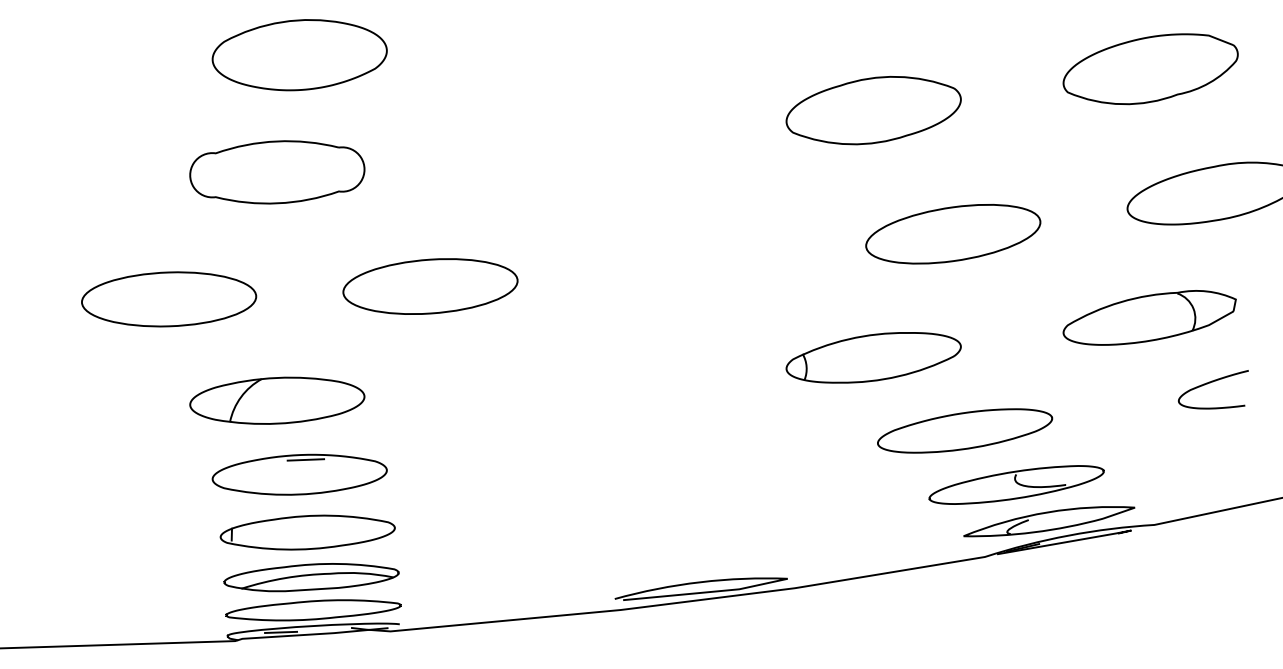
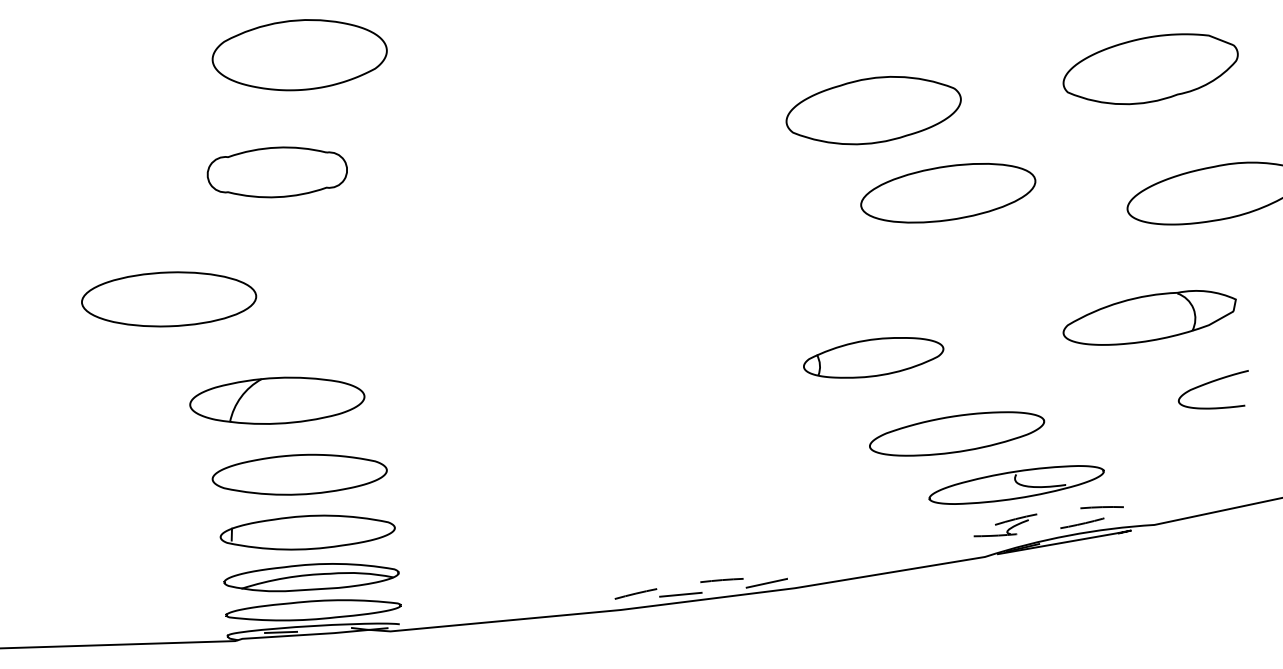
part size: 177x65 px -> 142x53 px (276, 172)
part position: (953, 234) -> (948, 193) (948, 193)
part: present -> none (430, 286)
part size: 177x52 px -> 142x42 px (873, 357)
part position: (965, 430) -> (957, 433) (957, 433)
line: present -> none (305, 459)
line: solid -> dashed (996, 524)
line: solid -> dashed (780, 578)
